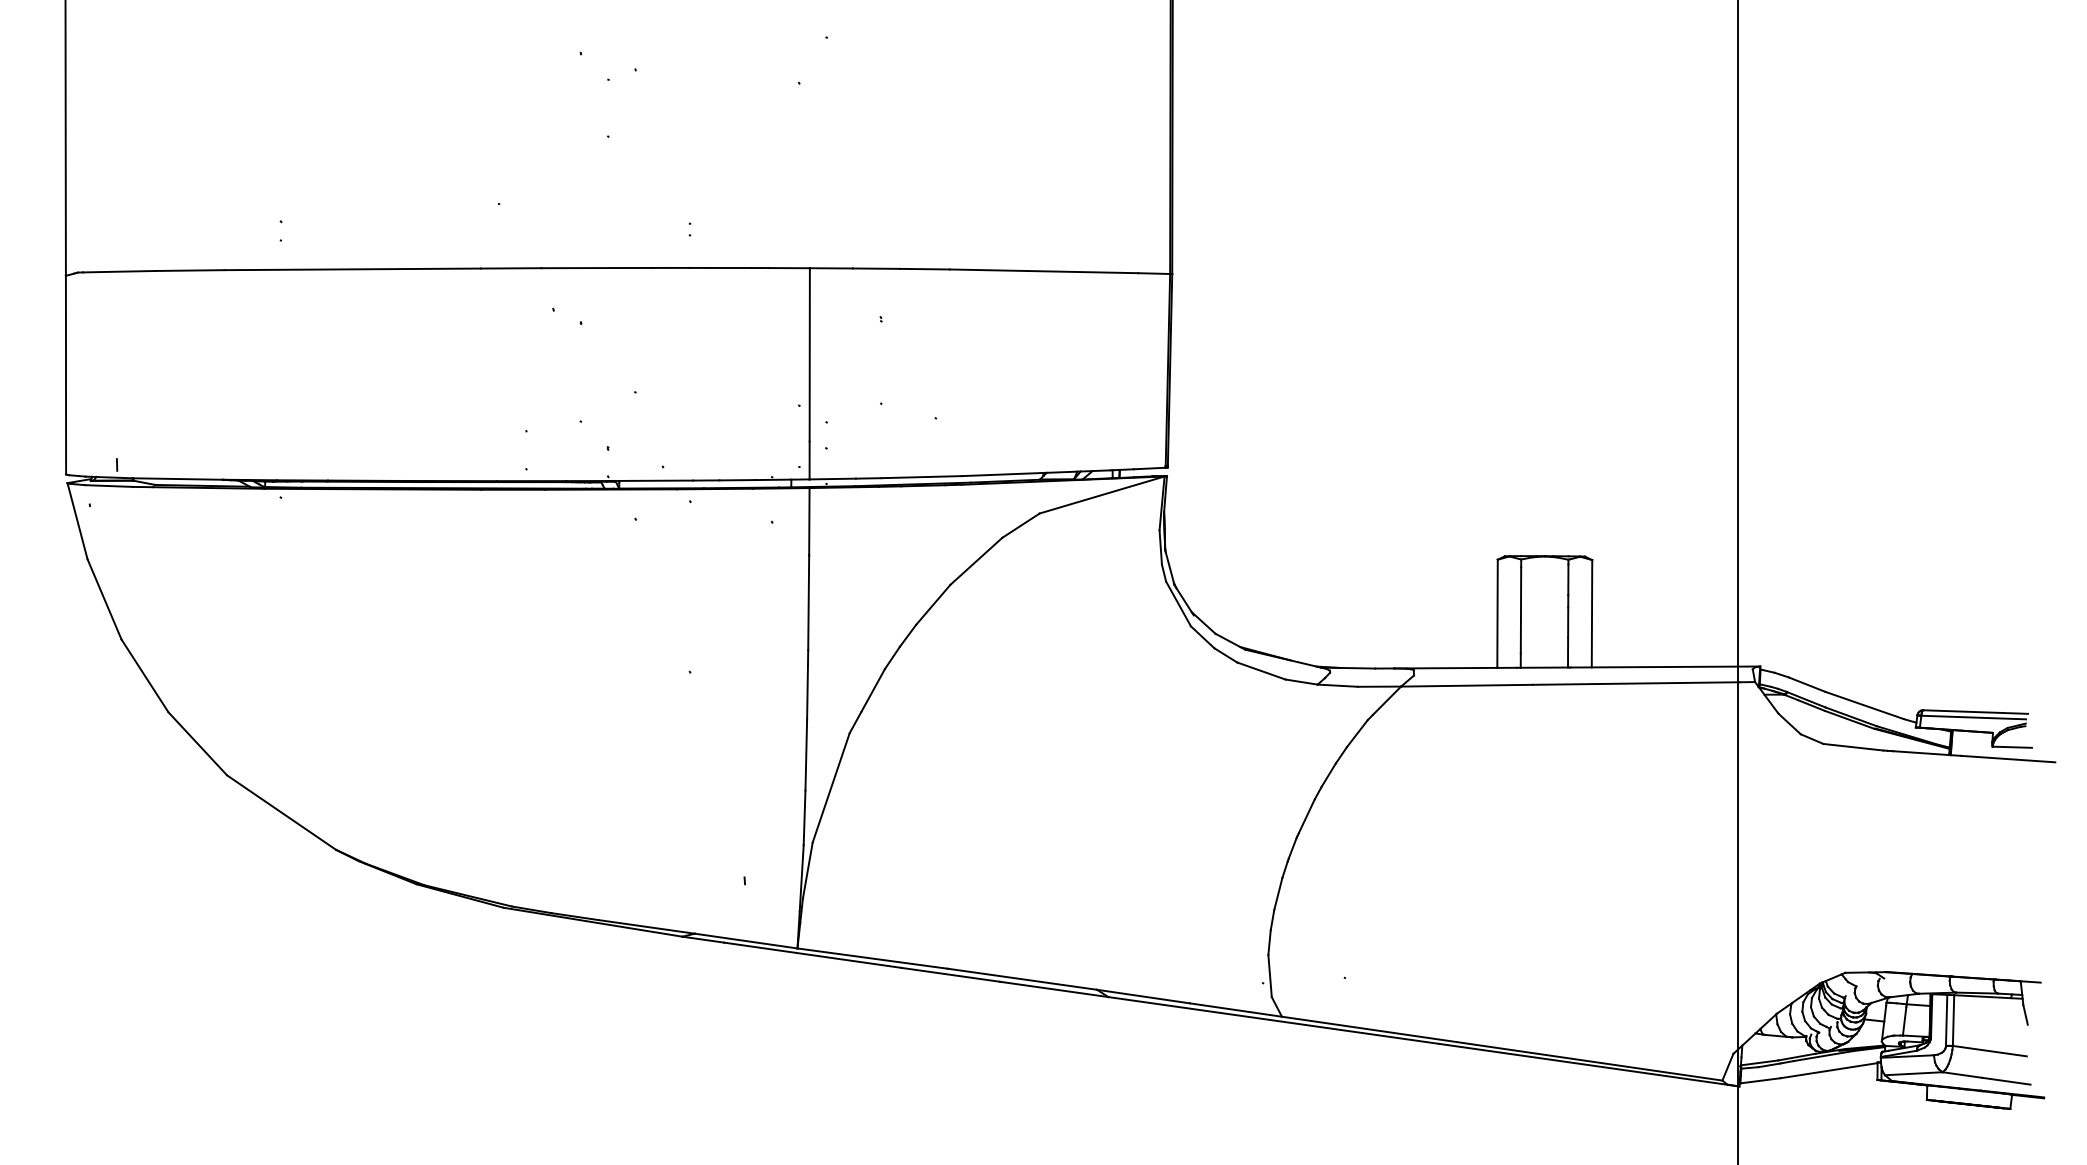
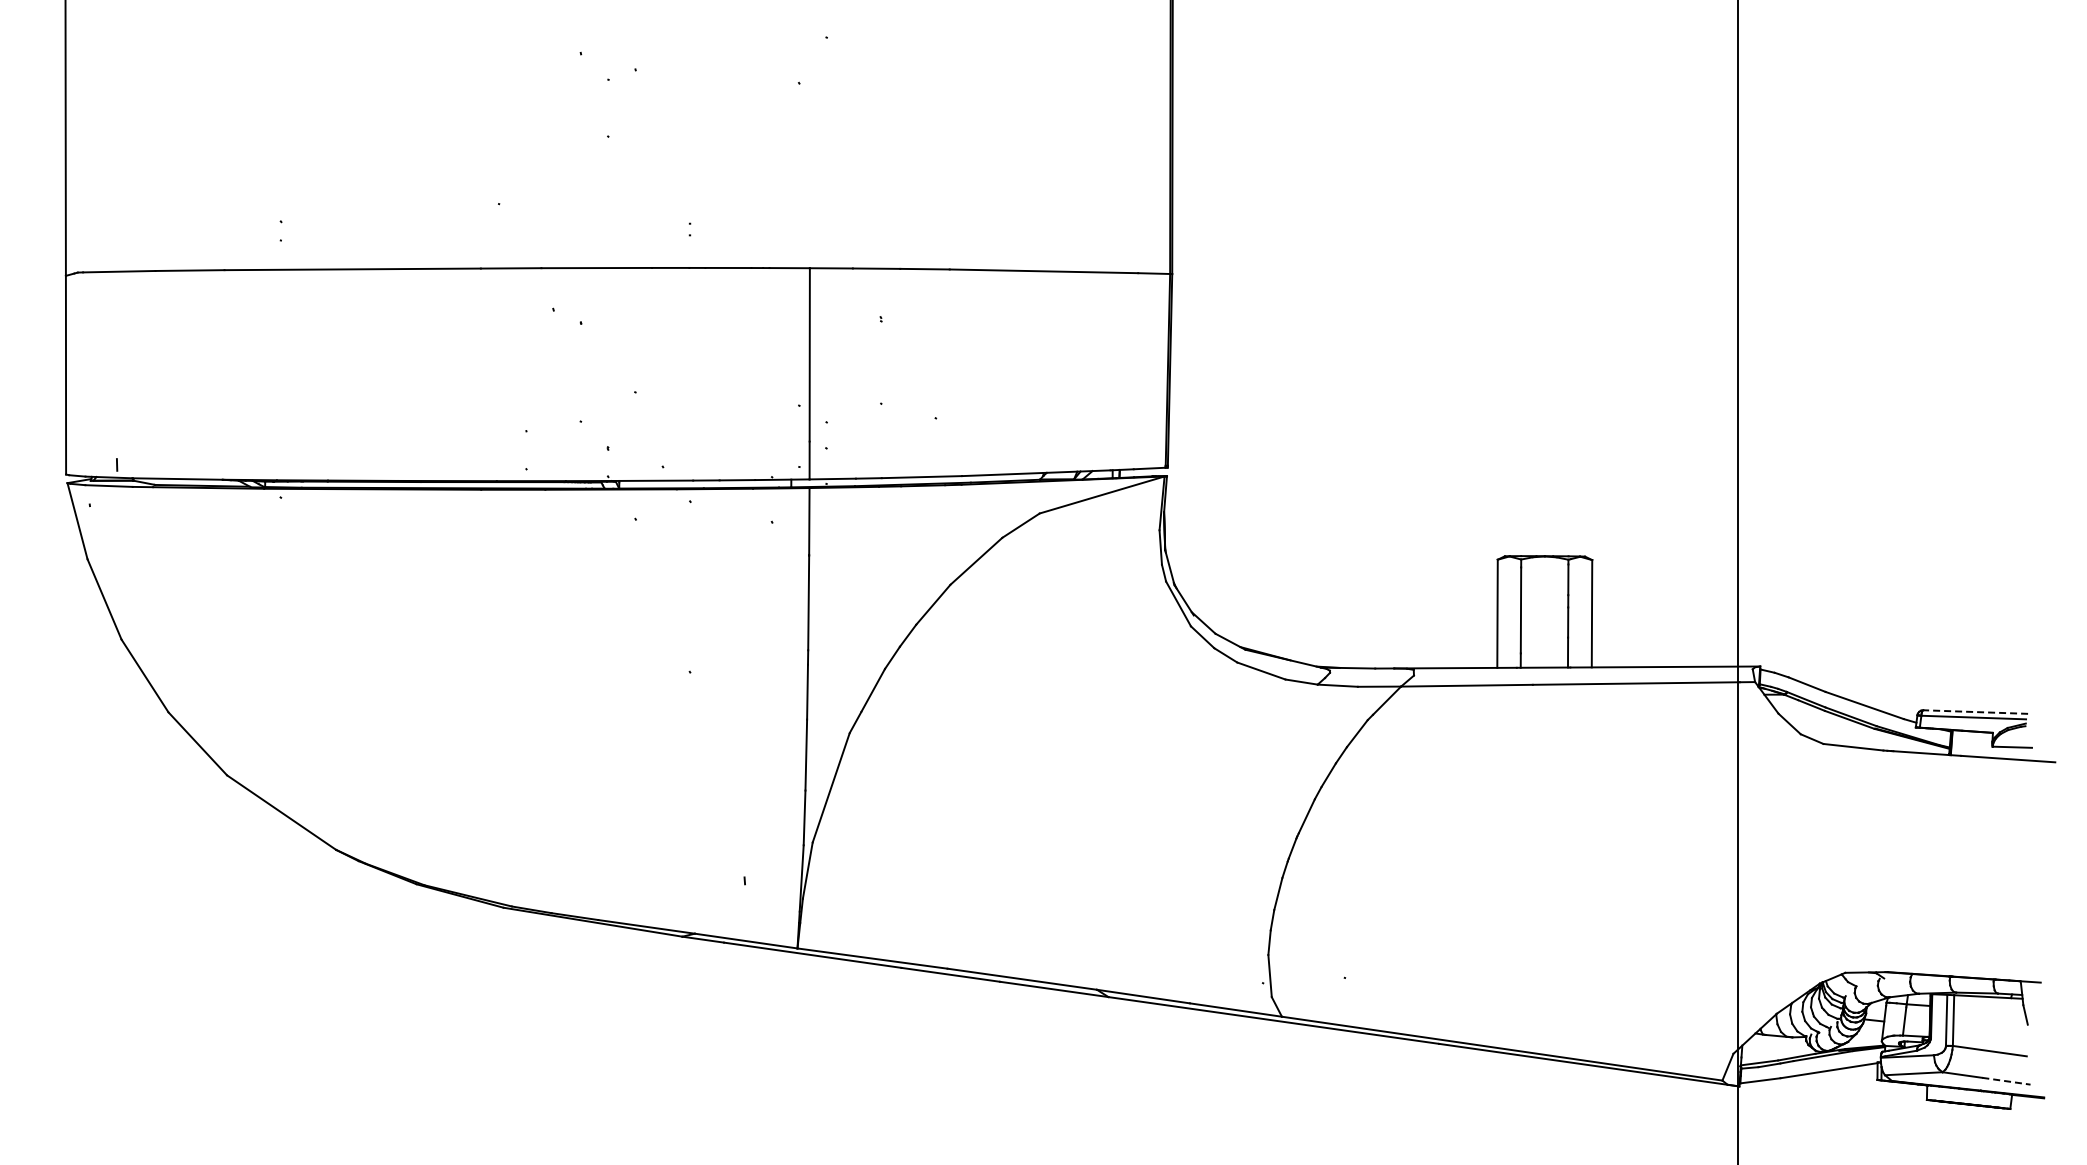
line: solid -> dashed (1975, 712)
line: solid -> dashed (2006, 1081)
